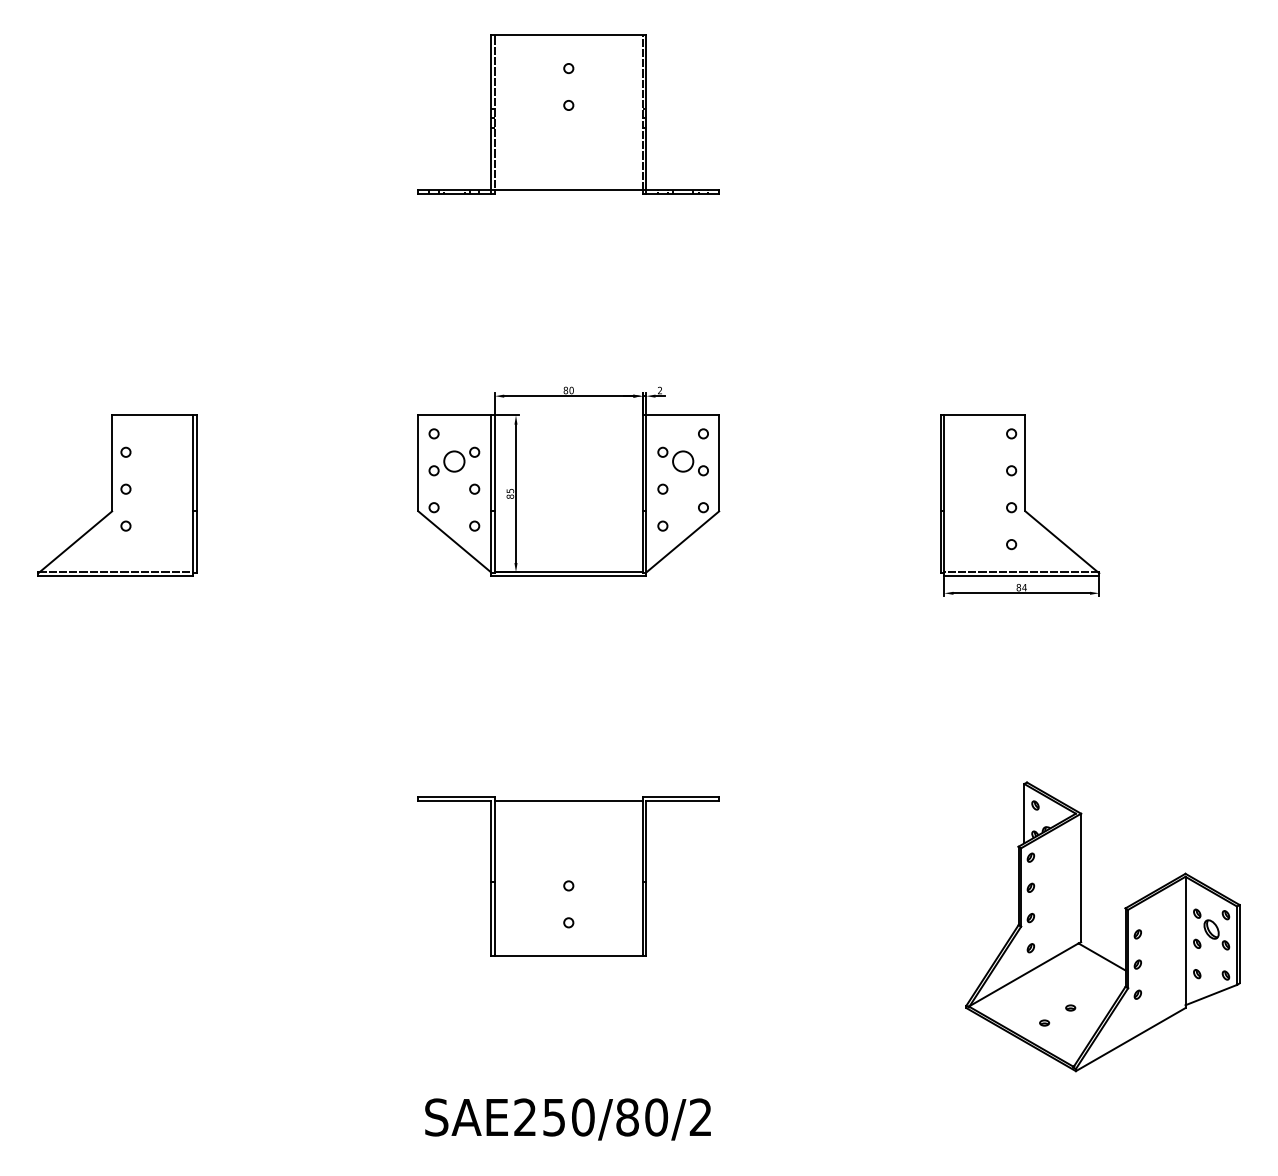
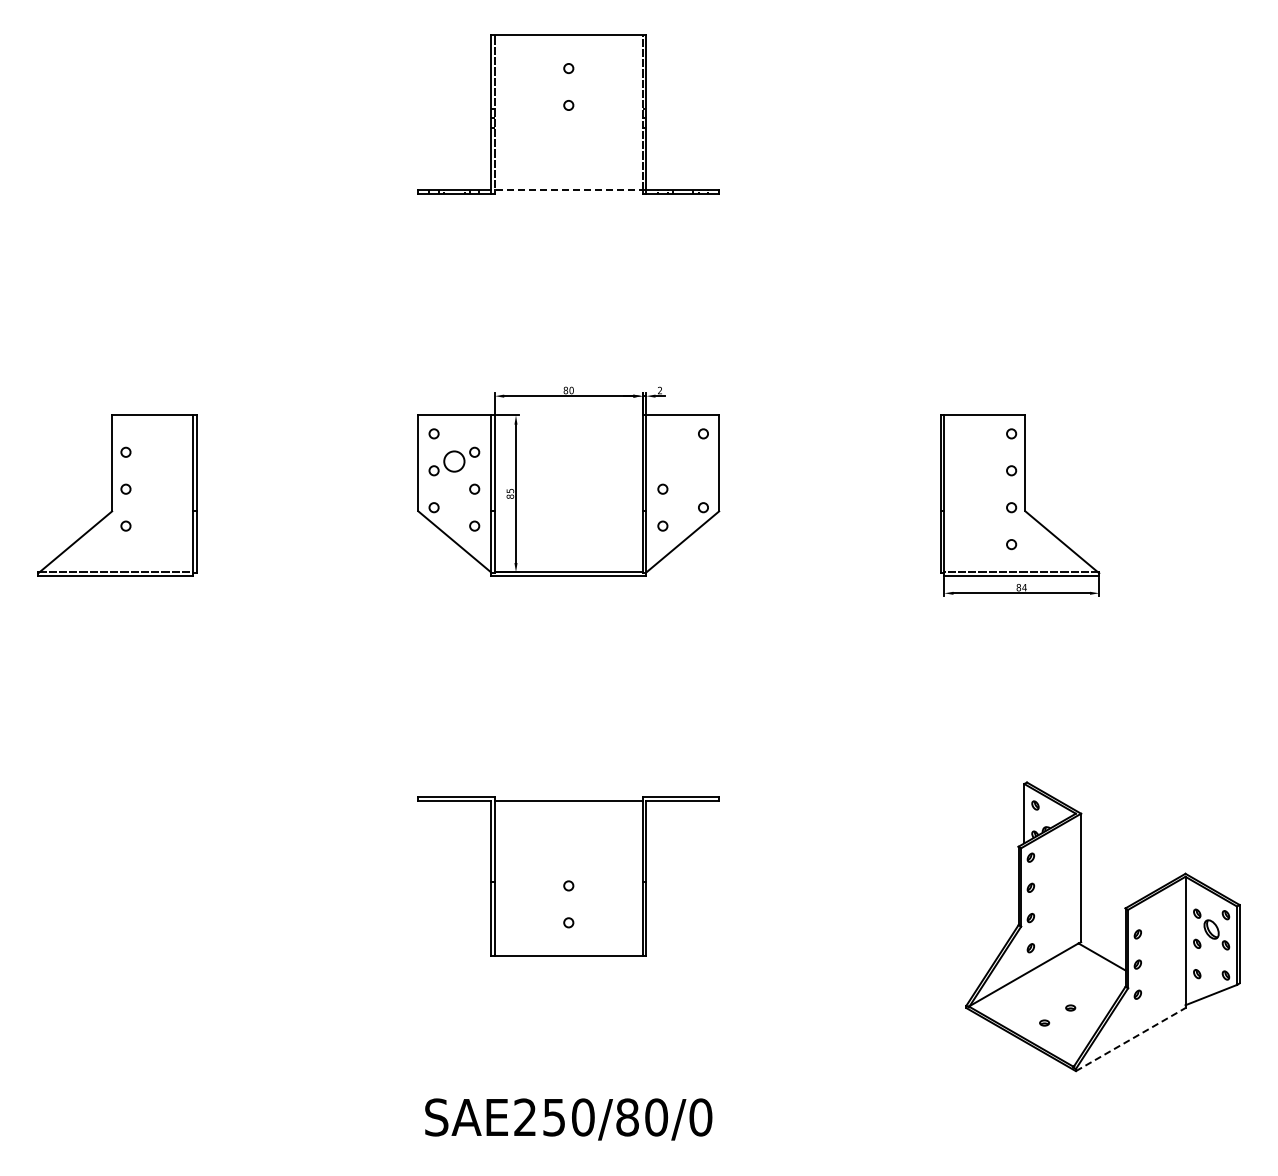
line: solid -> dashed (568, 190)
part: present -> none (682, 461)
line: solid -> dashed (1131, 1039)
text: SAE250/80/2 -> SAE250/80/0 (700, 1117)
